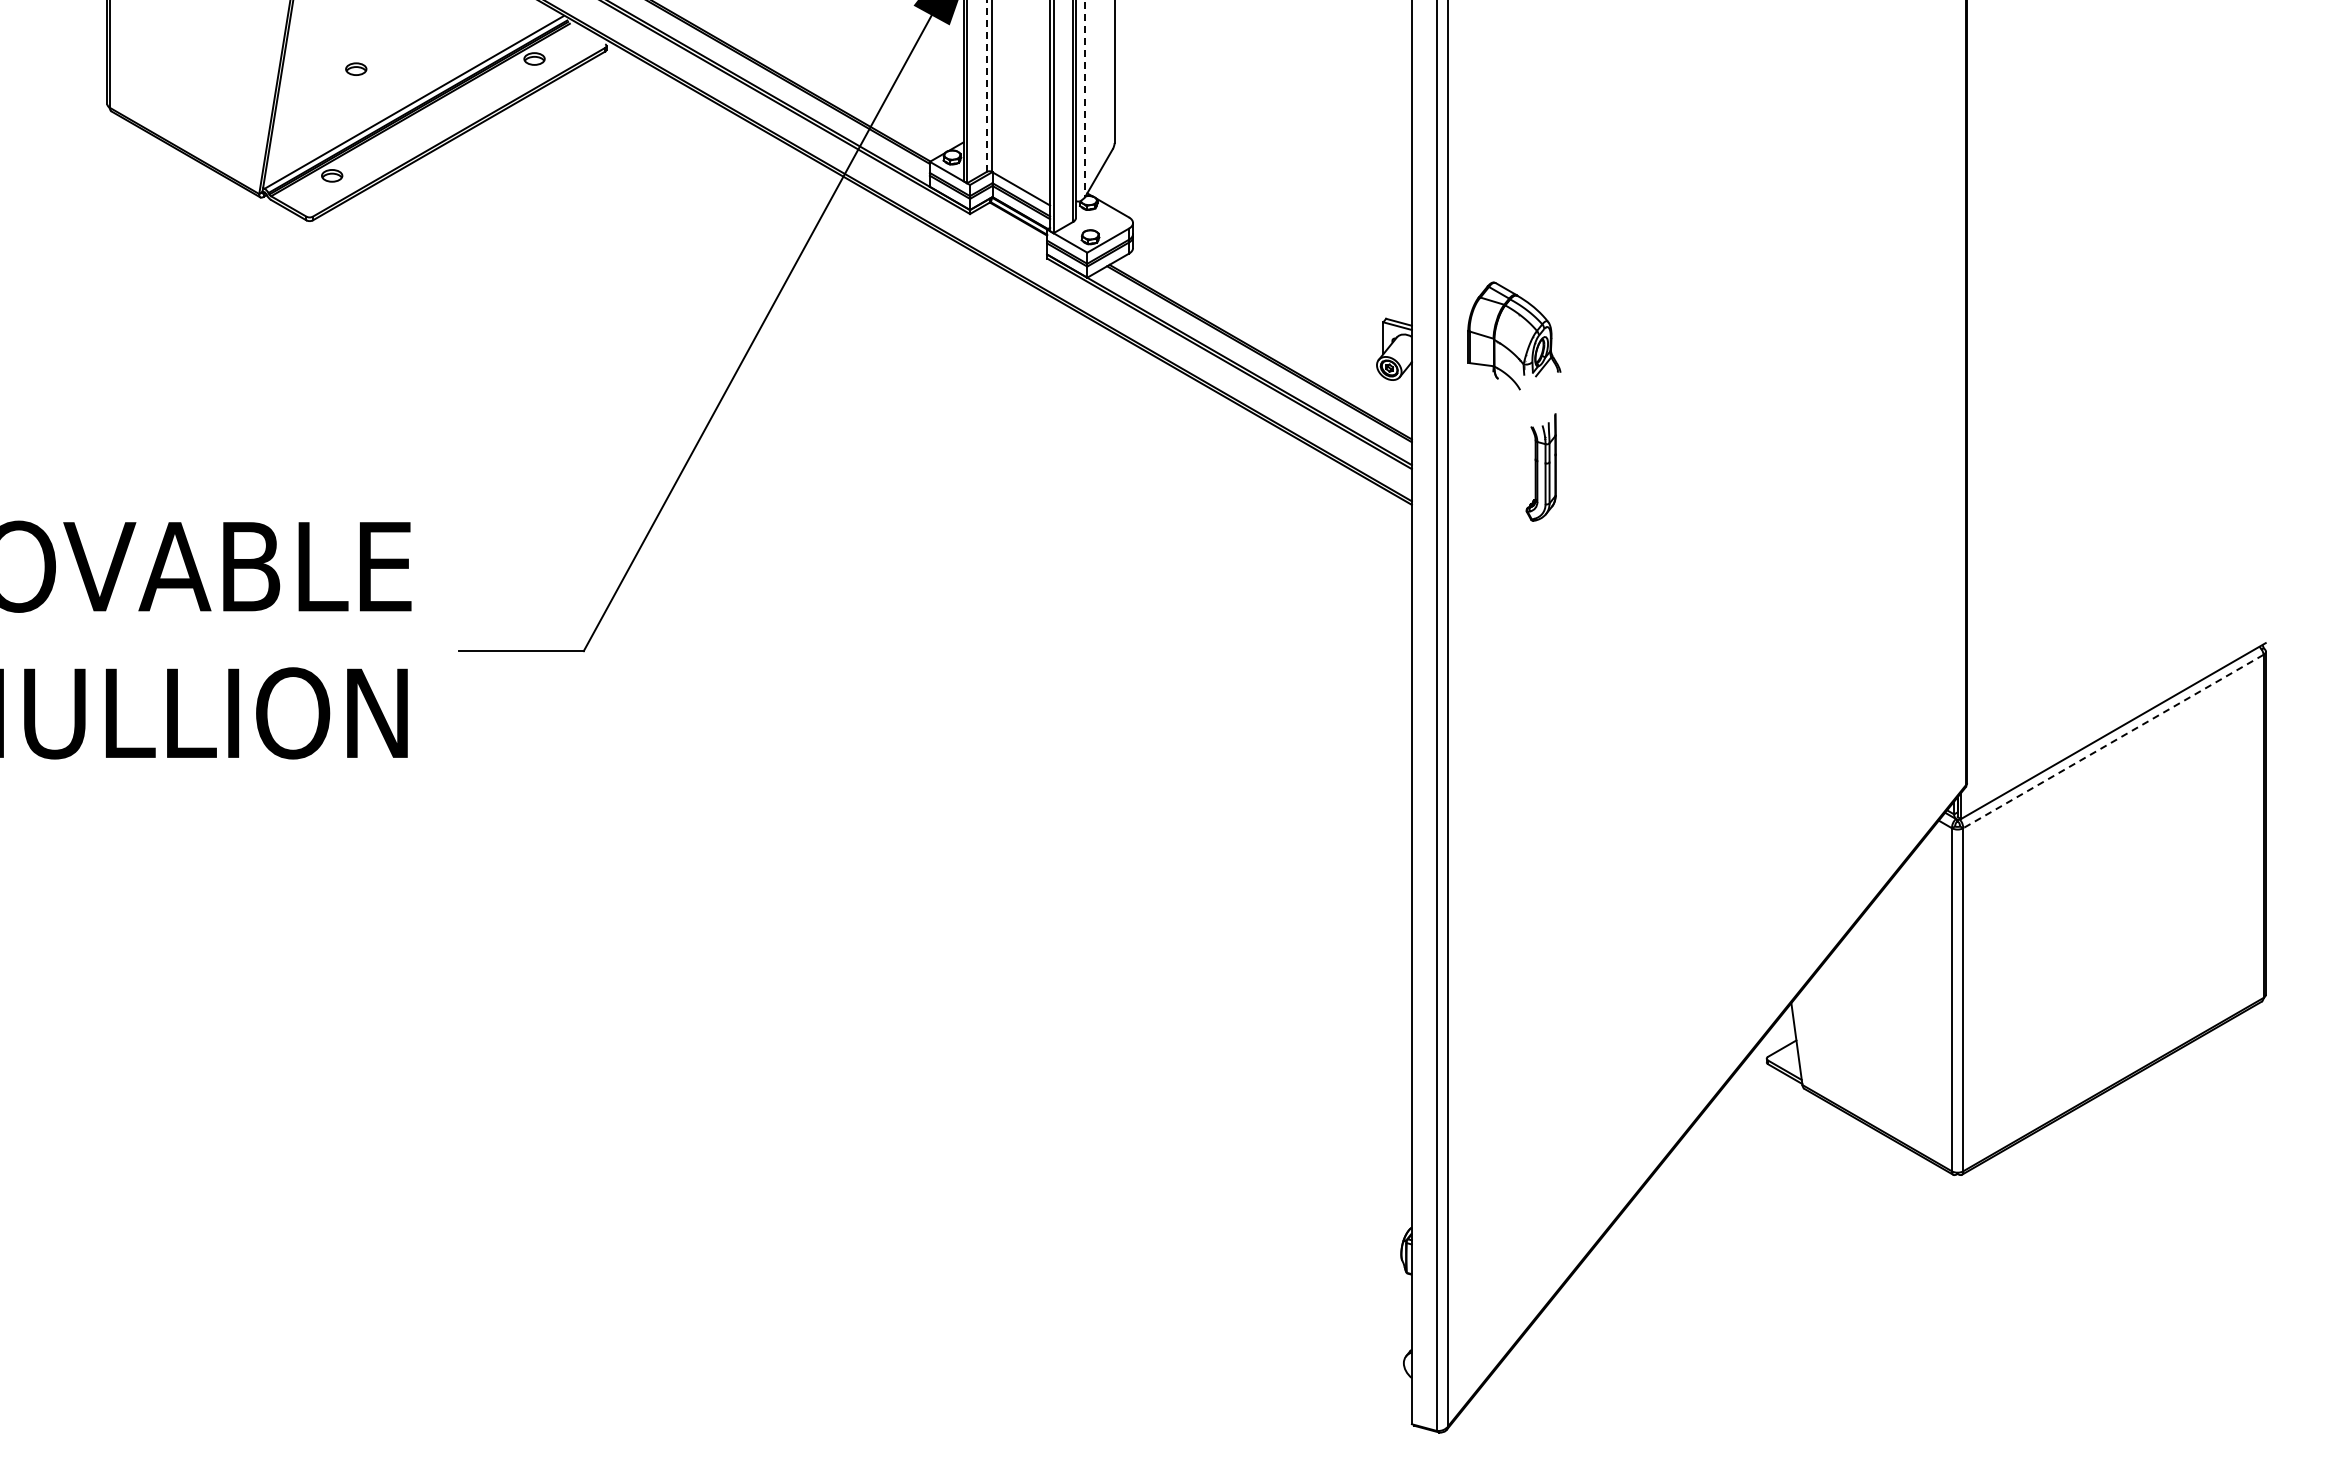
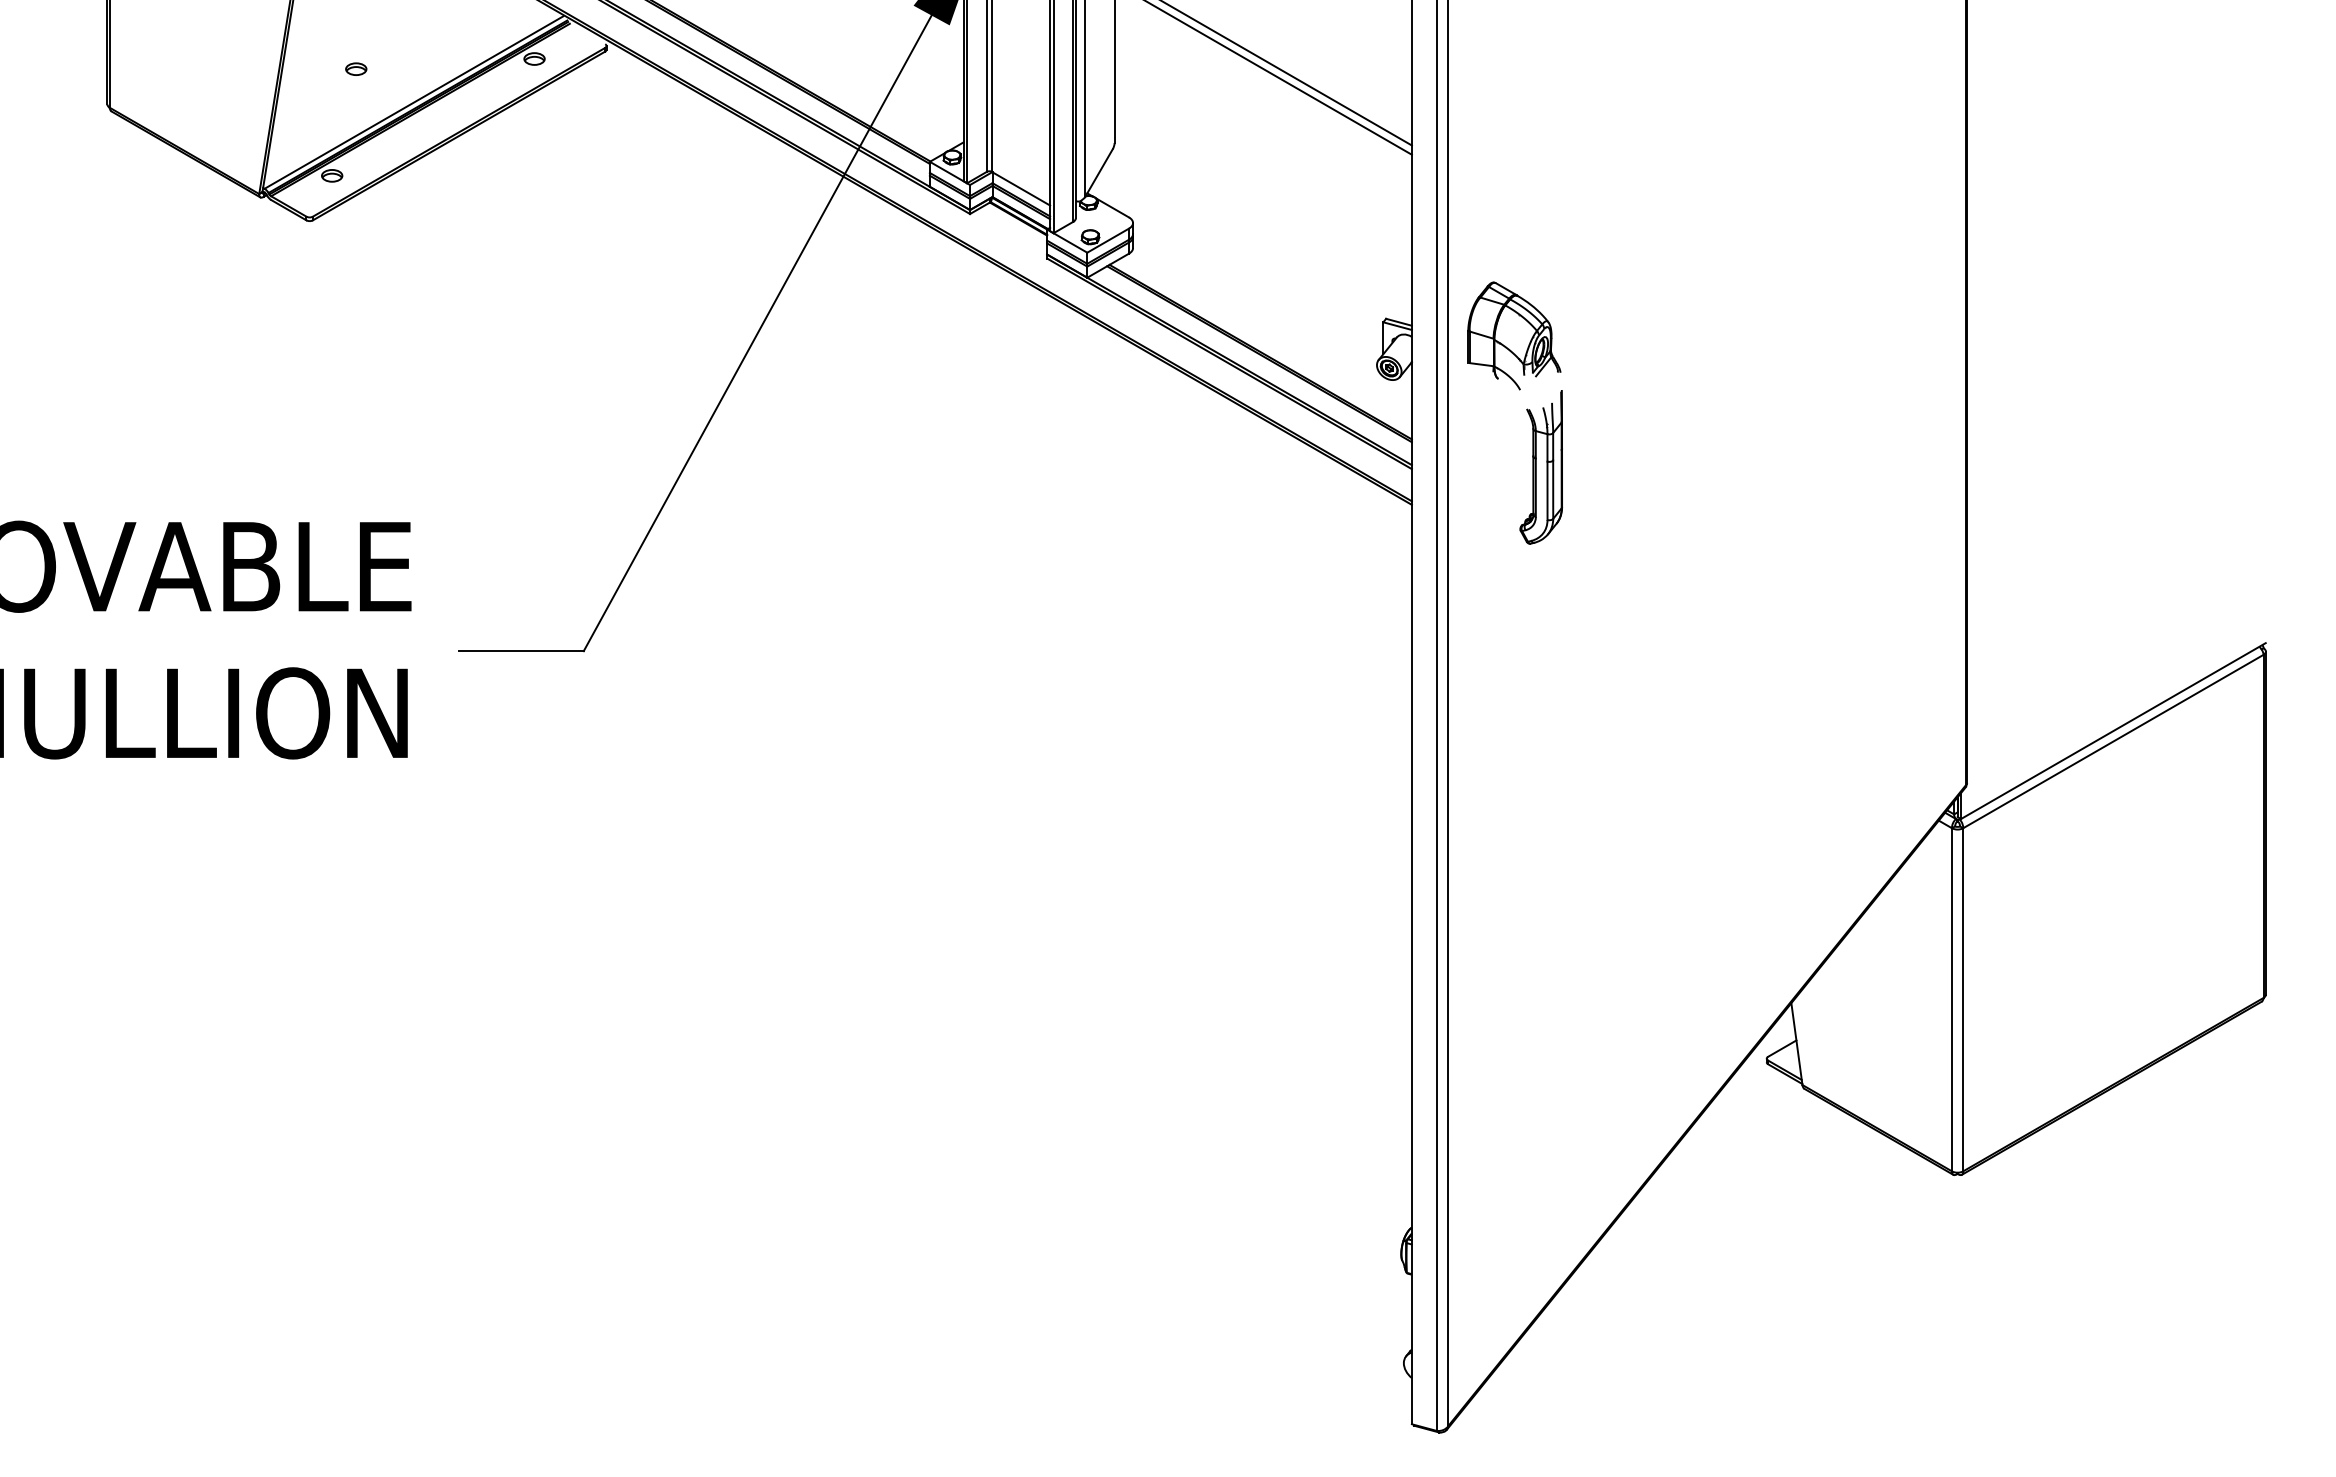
line: none -> present (1287, 73)
line: none -> present (1279, 78)
line: dashed -> solid (986, 85)
line: dashed -> solid (1085, 99)
part size: 32x109 px -> 44x155 px (1540, 467)
line: dashed -> solid (2112, 741)
